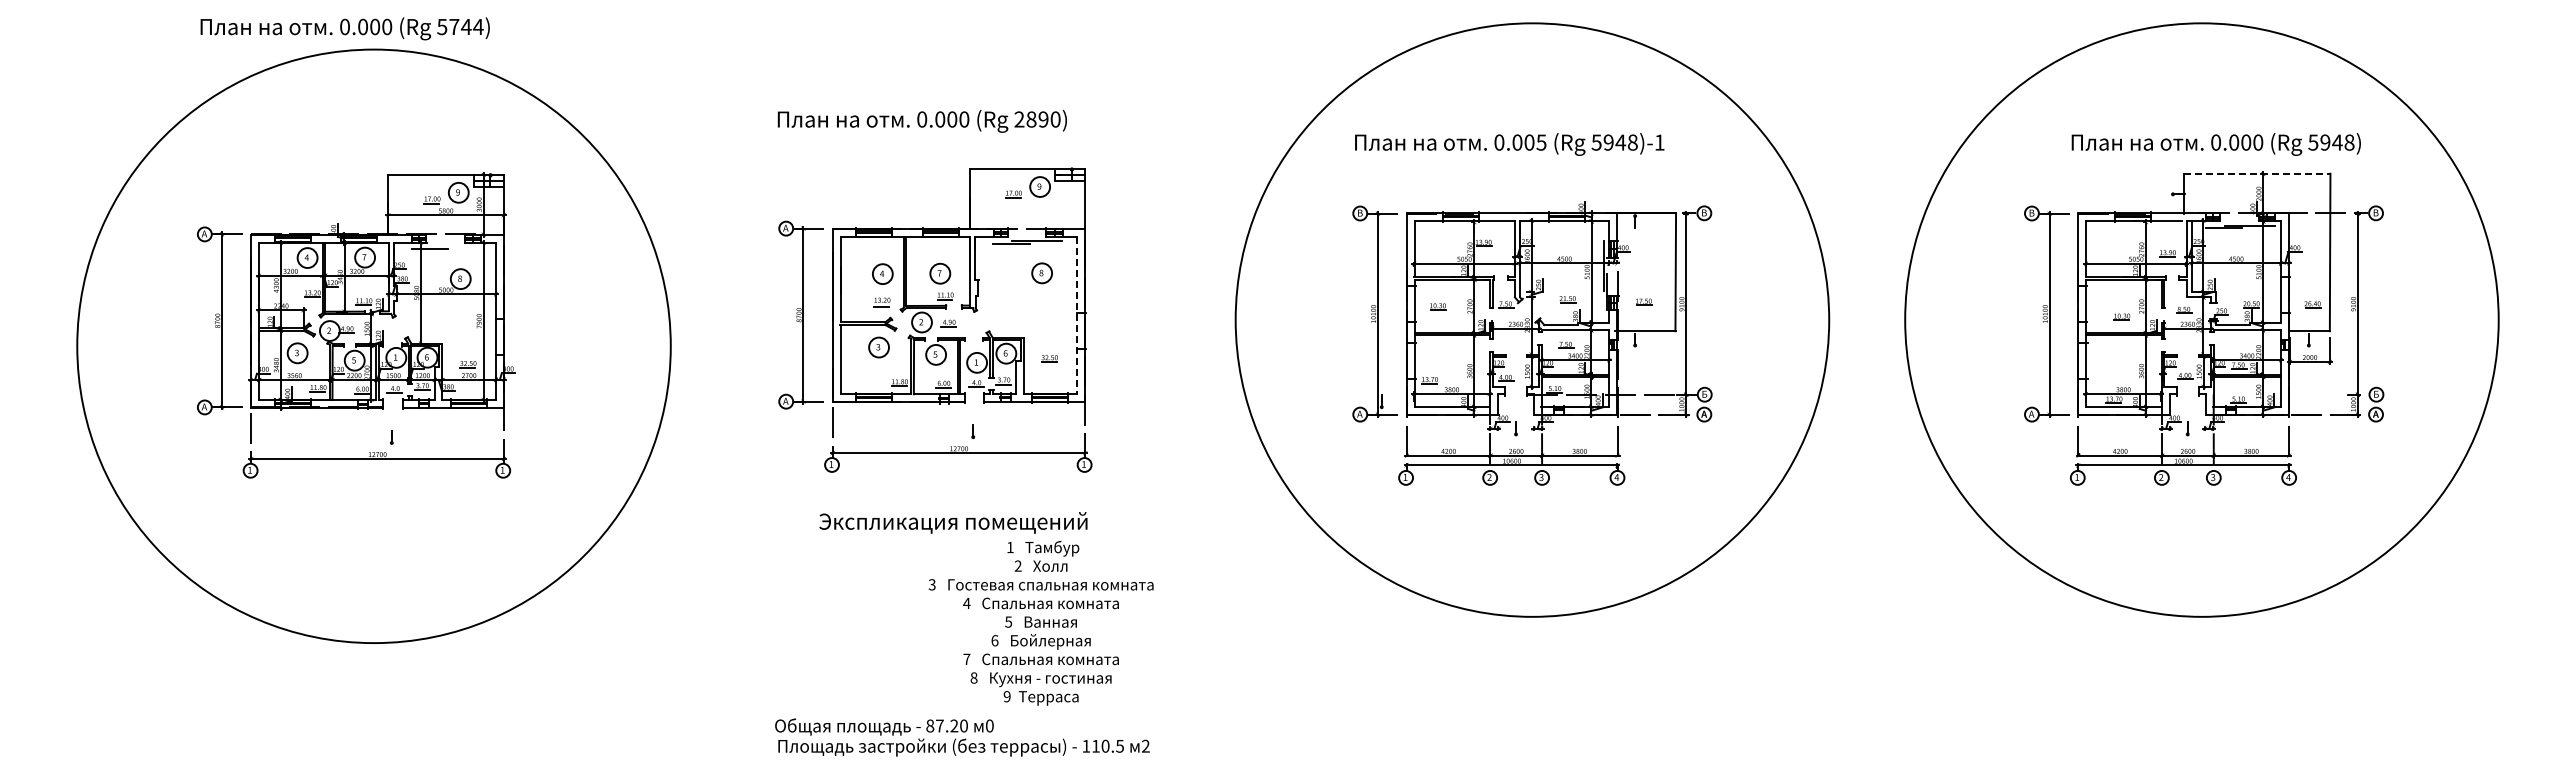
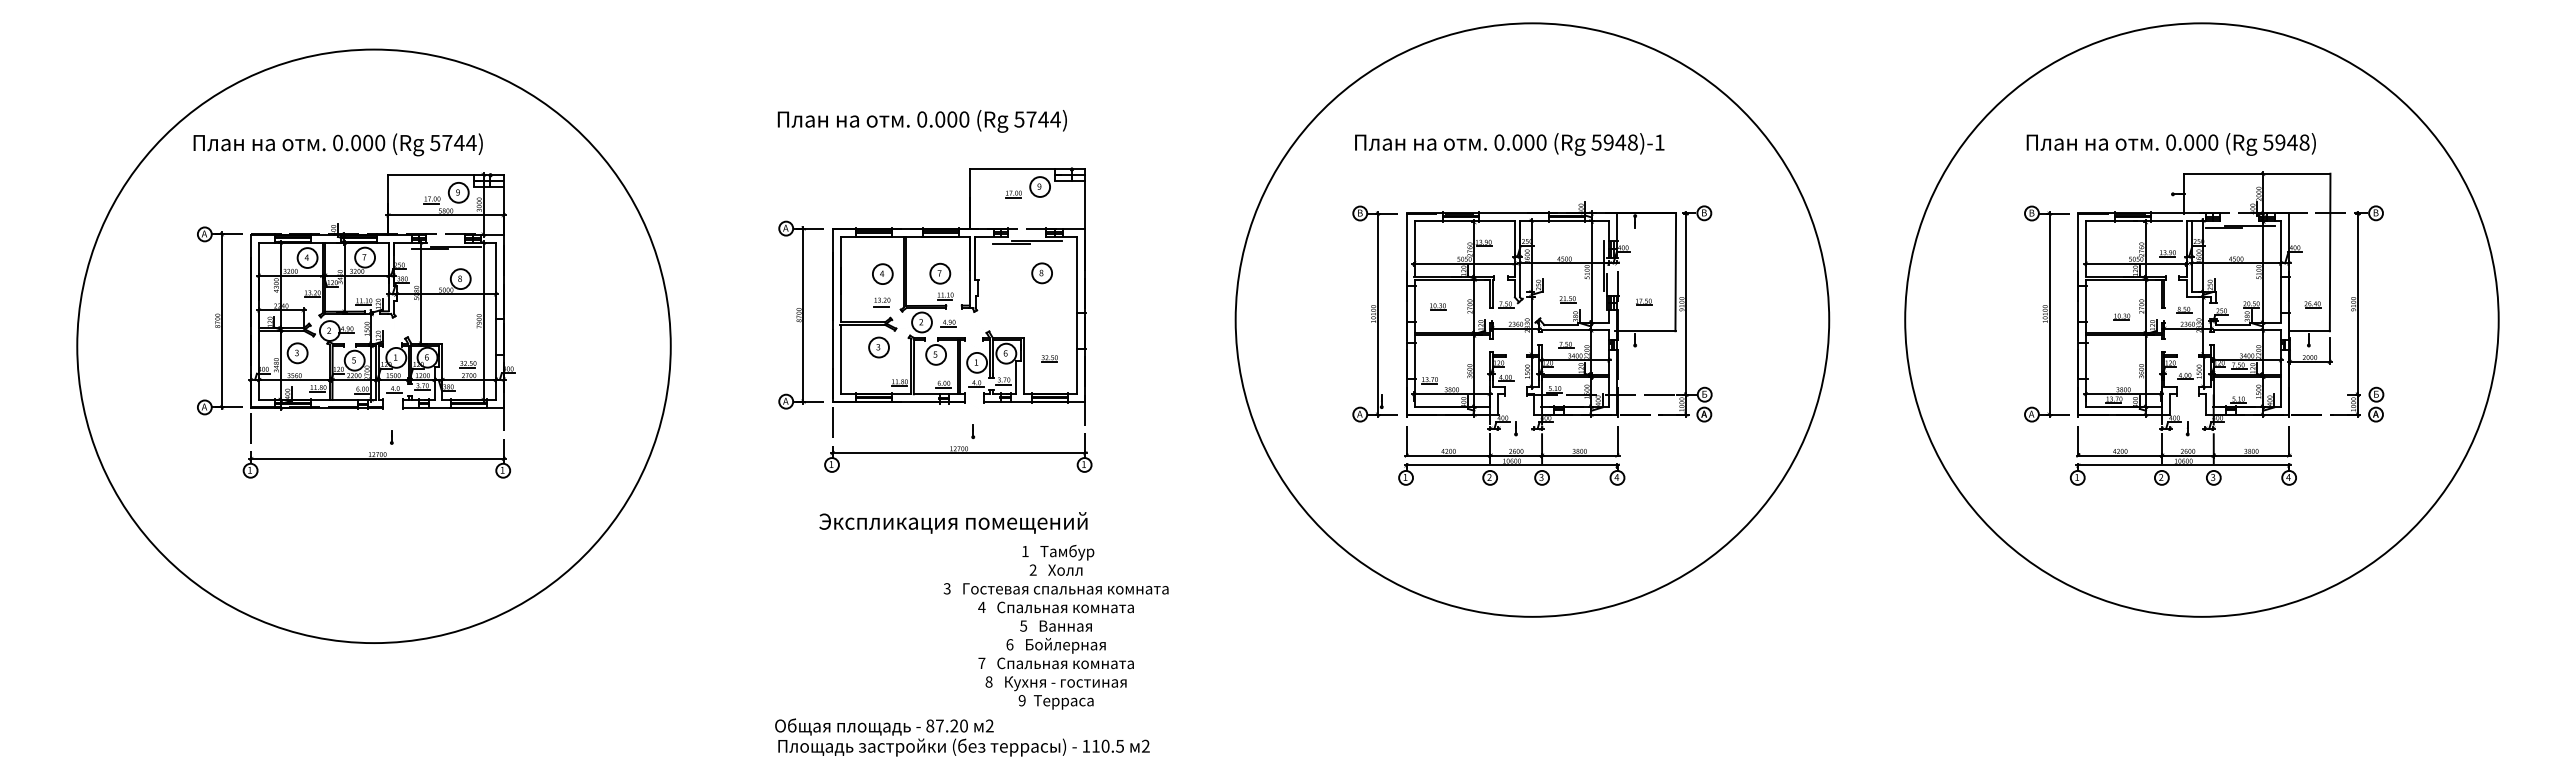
text position: (344, 28) -> (337, 144) (337, 144)
text: 2890) -> 5744) (1037, 119)
text: 0.005 -> 0.000 (1541, 142)
text position: (2215, 144) -> (2170, 144) (2170, 144)
line: dashed -> solid (2257, 173)
line: none -> present (455, 246)
line: dashed -> solid (1077, 315)
text position: (1040, 623) -> (1055, 627) (1055, 627)
text: 0 -> 2 (989, 725)
